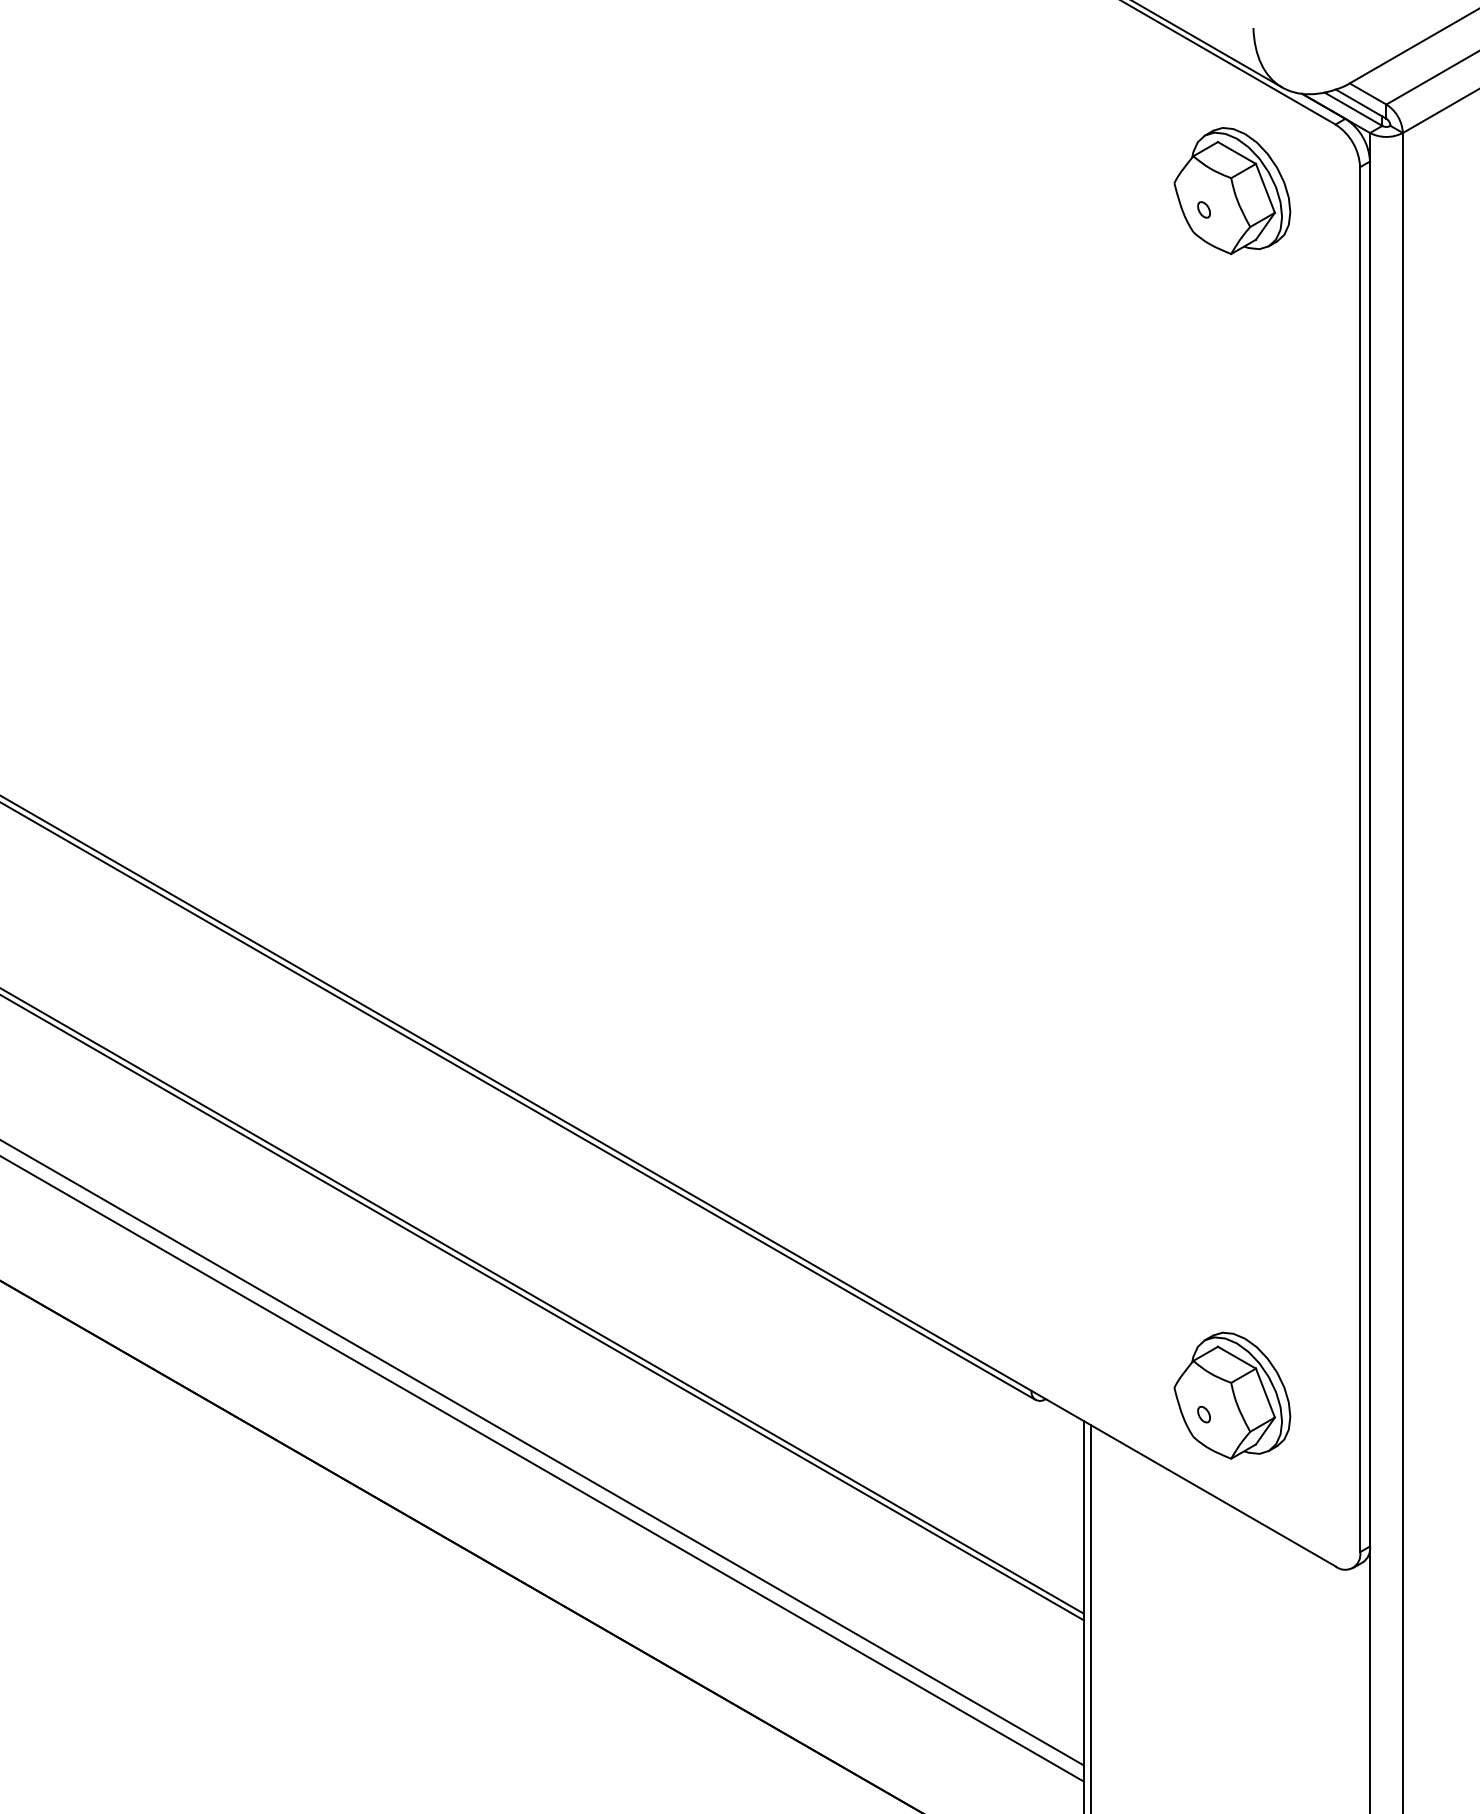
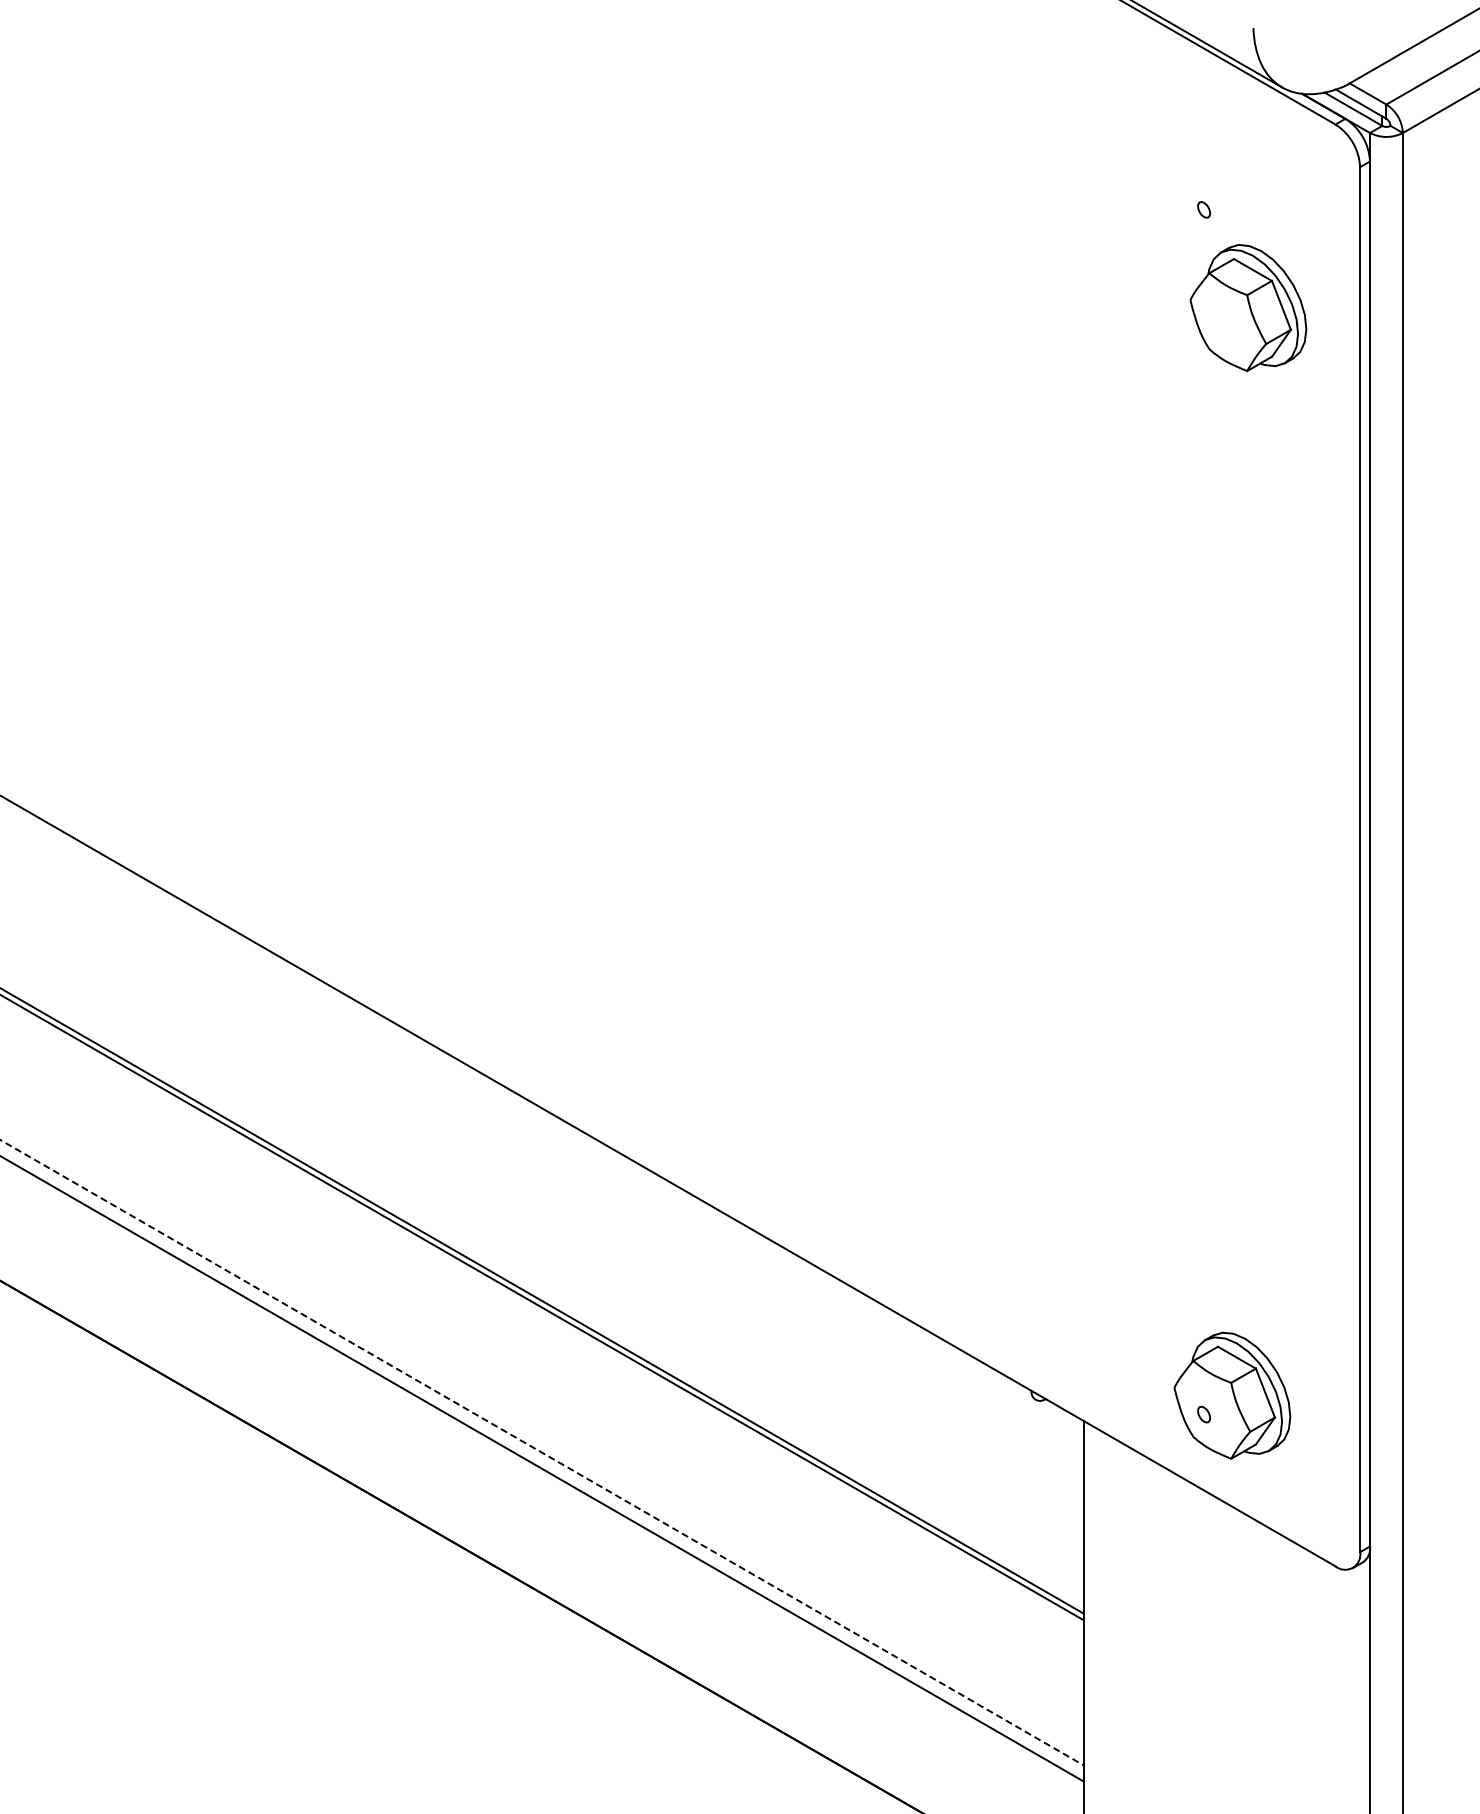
part position: (1232, 190) -> (1248, 307) (1248, 307)
line: present -> none (518, 1101)
line: solid -> dashed (542, 1453)
line: present -> none (1090, 1617)
